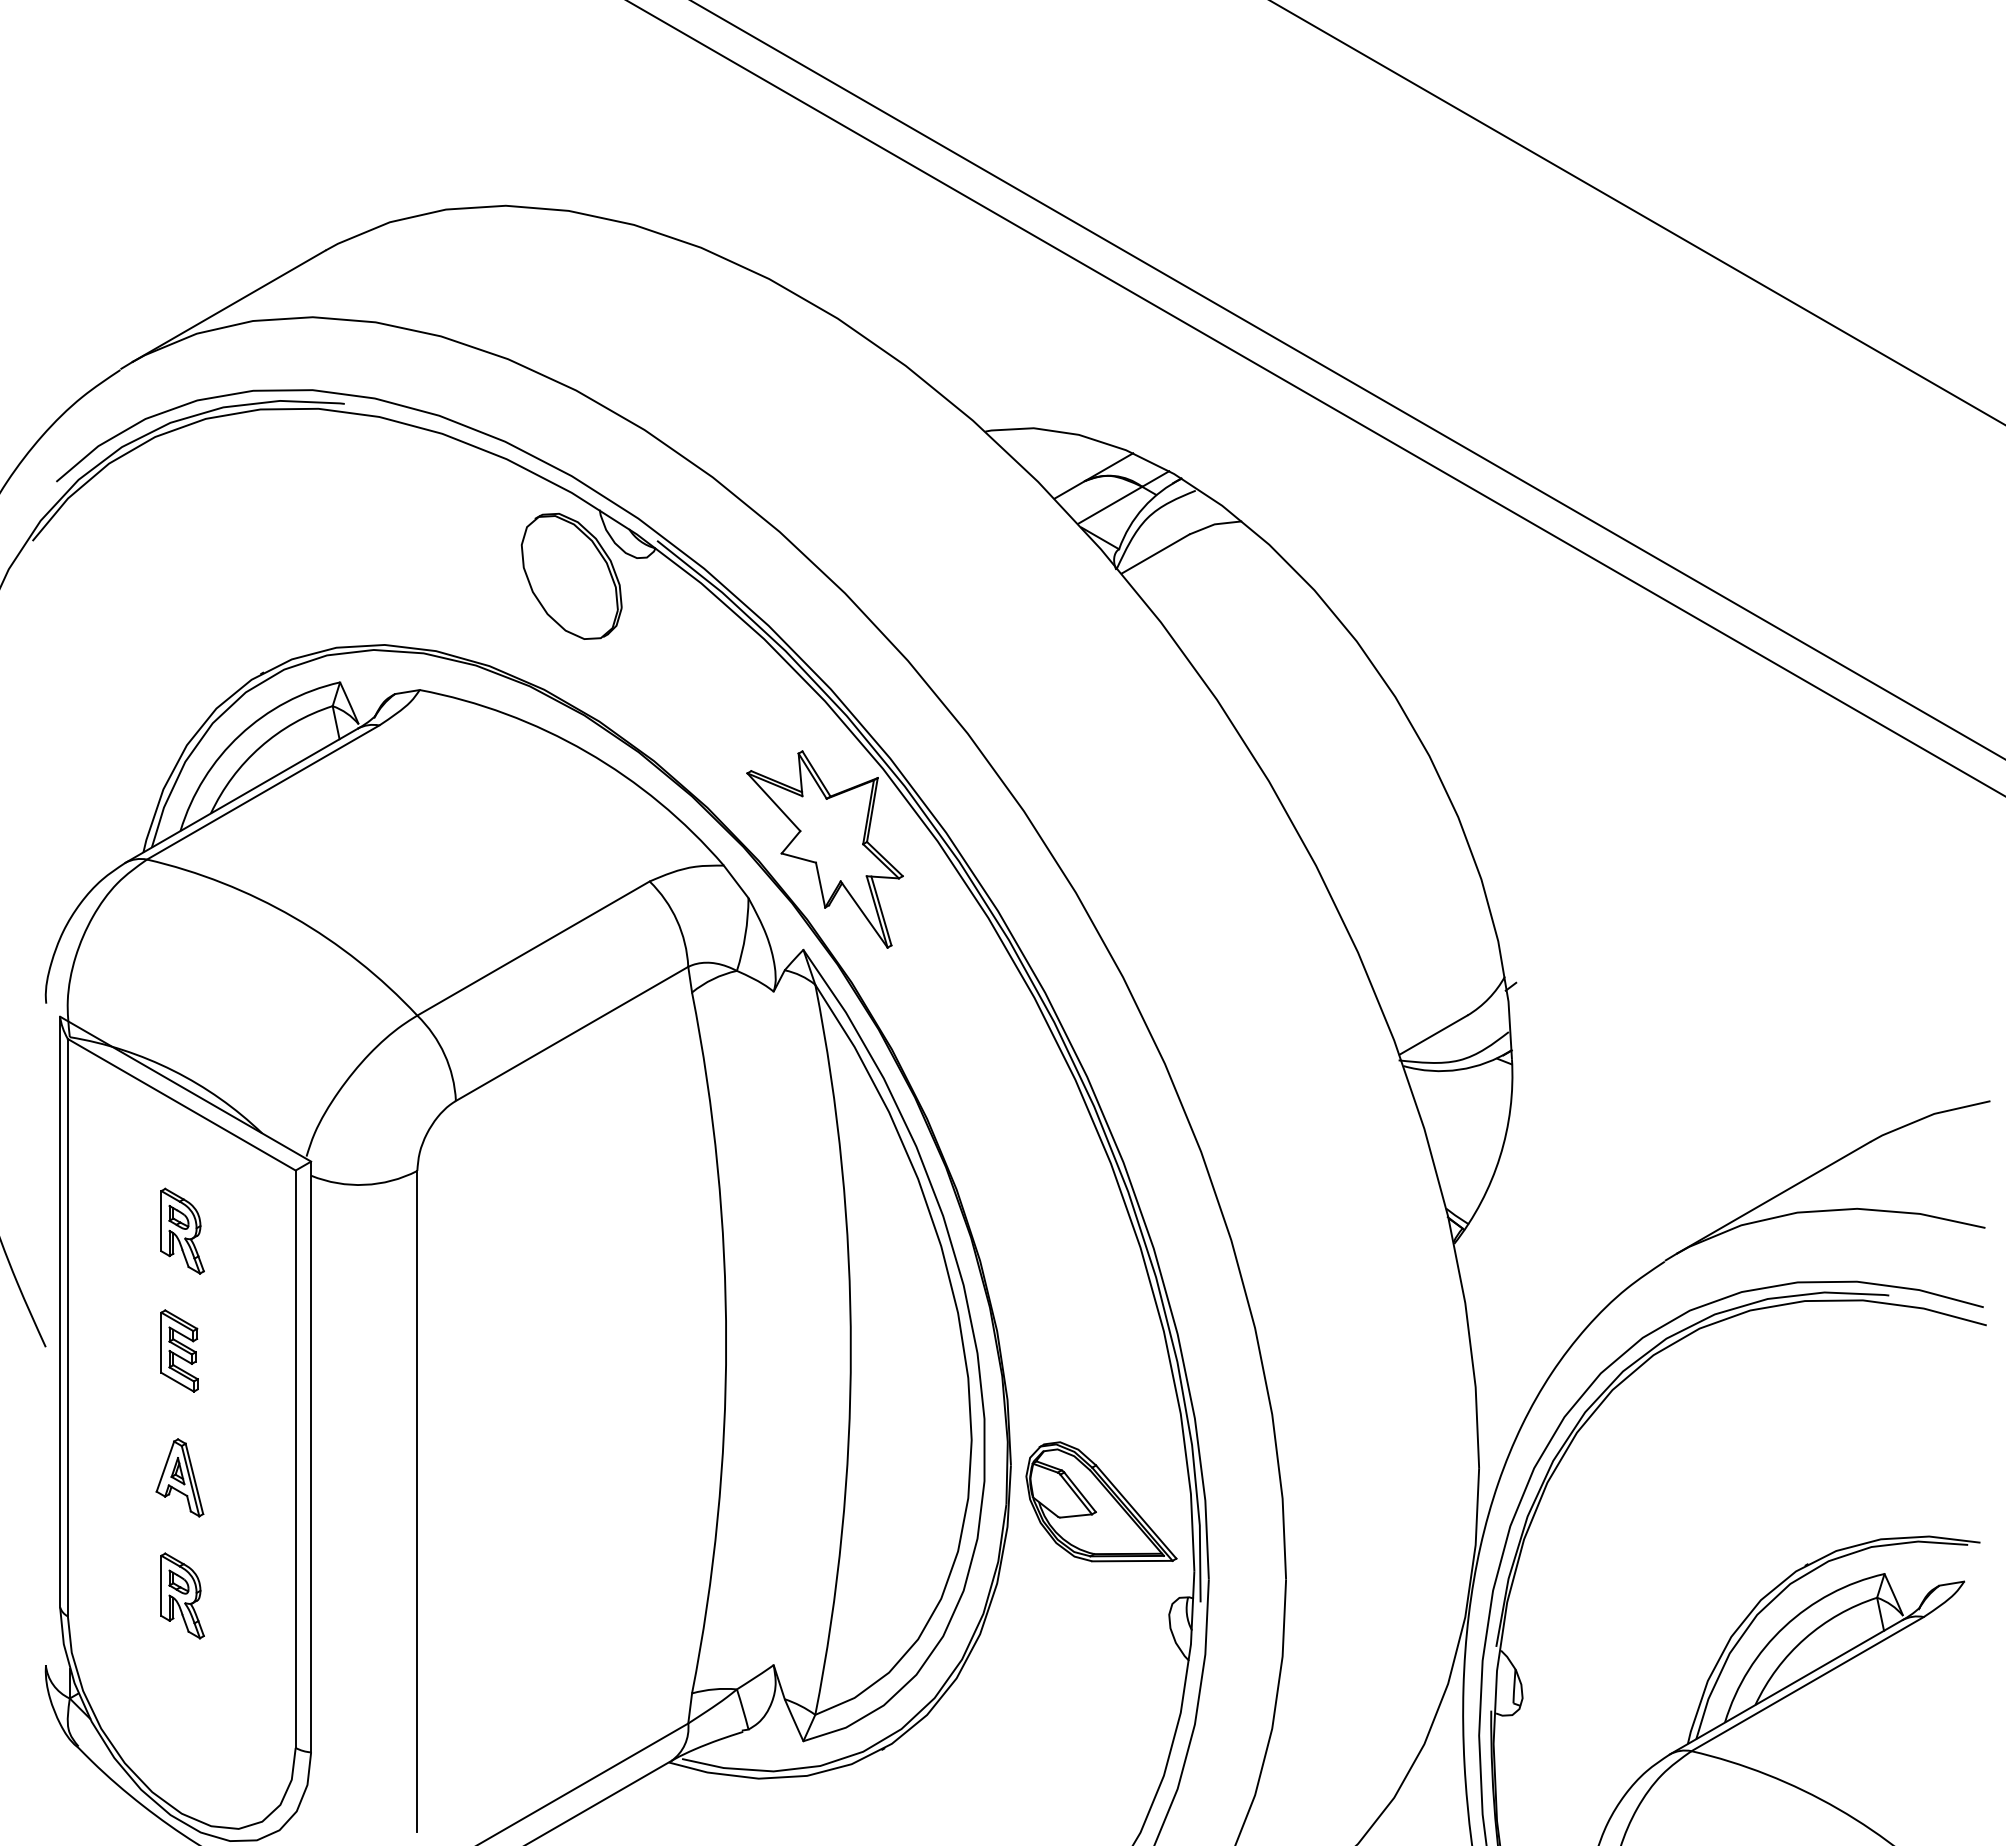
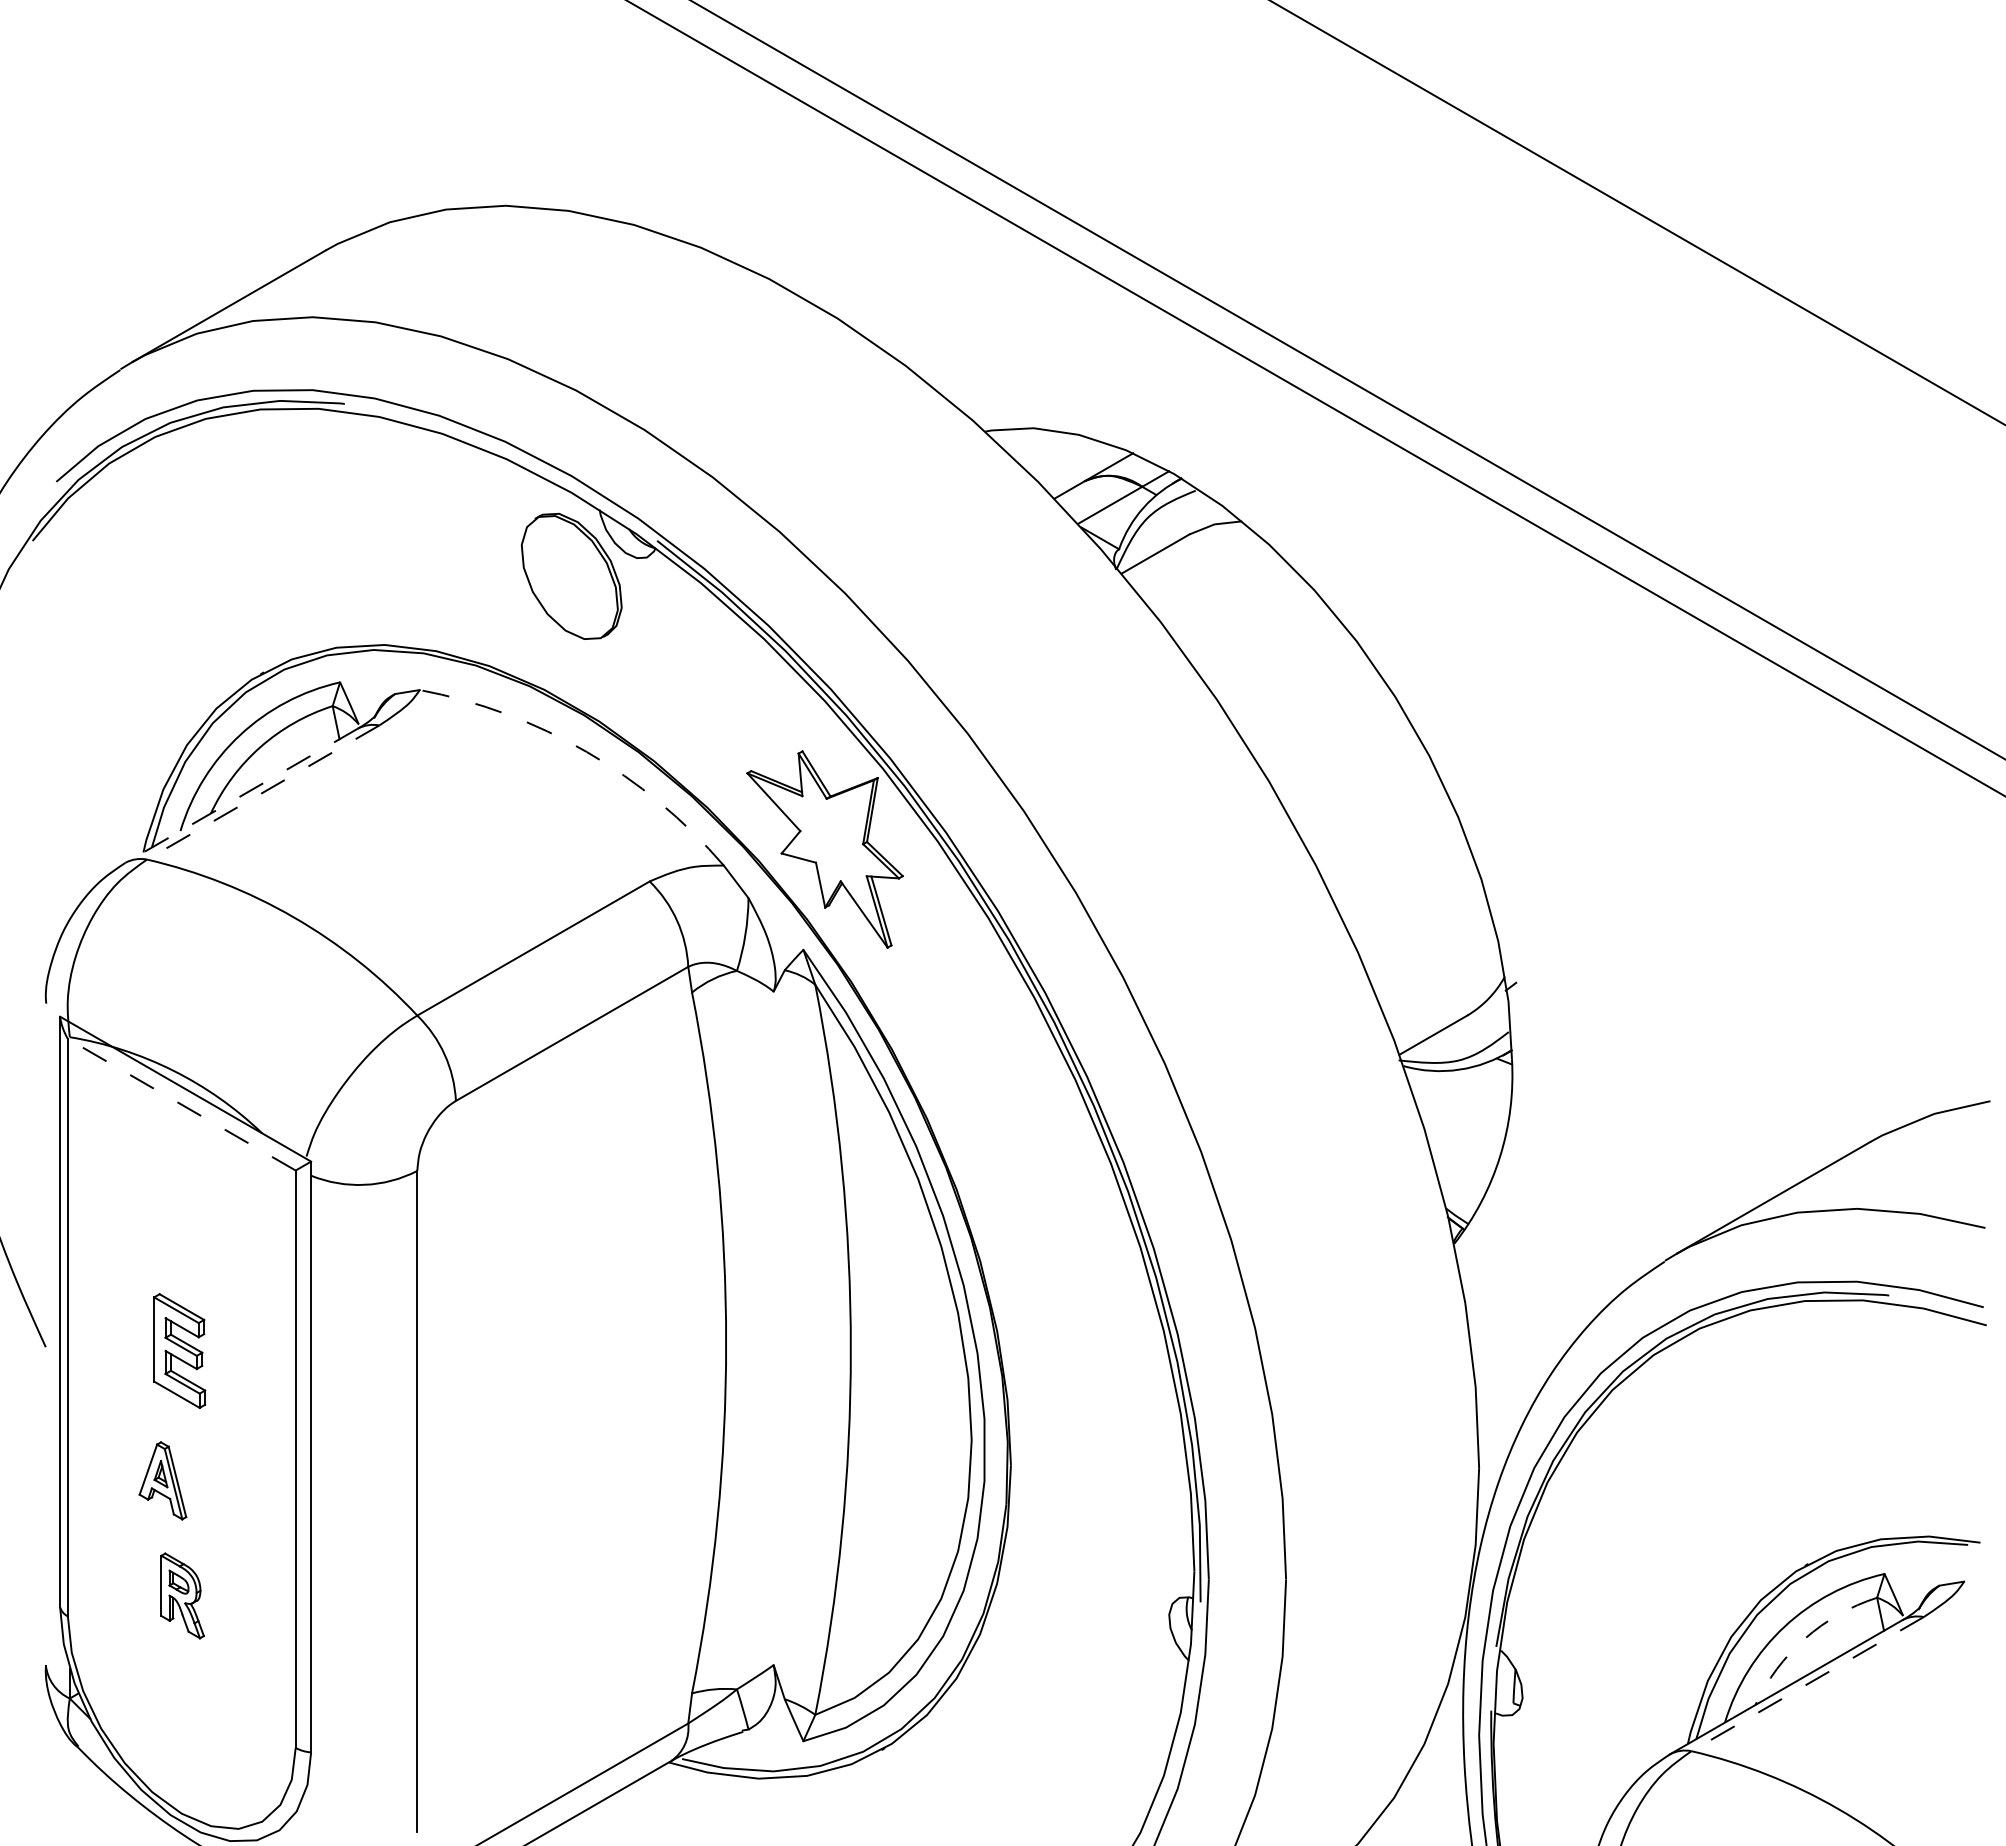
arc: solid -> dashed (586, 751)
line: solid -> dashed (262, 792)
line: solid -> dashed (241, 796)
line: solid -> dashed (181, 1104)
part: present -> none (182, 1230)
part size: 39x84 px -> 54x116 px (179, 1350)
part position: (179, 1477) -> (162, 1480) (162, 1480)
part: present -> none (1101, 1501)
arc: solid -> dashed (1805, 1638)
line: solid -> dashed (1807, 1684)
